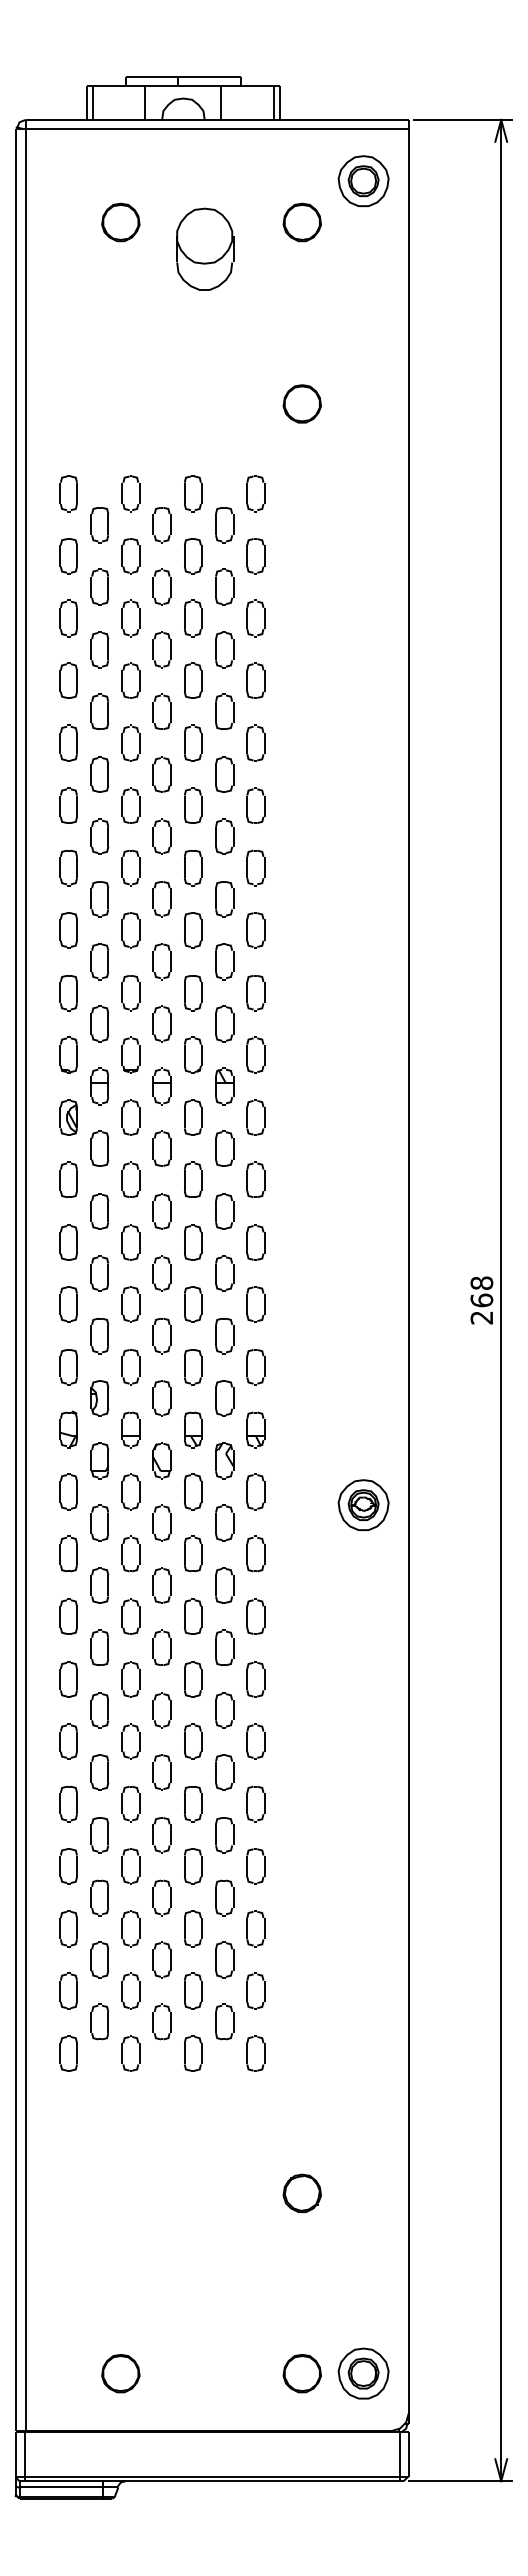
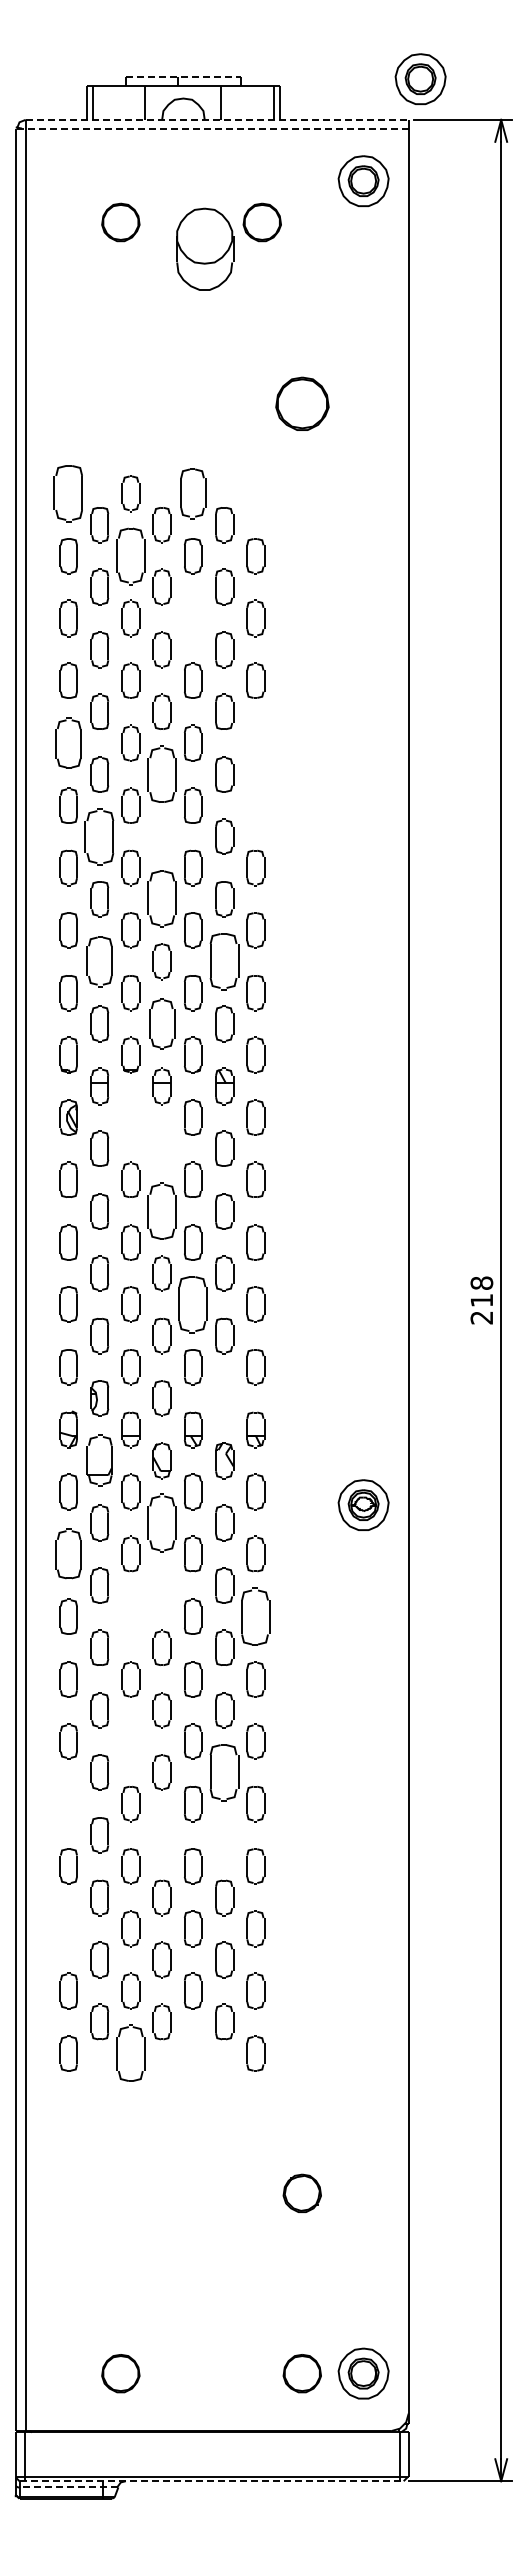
line: solid -> dashed (183, 77)
part: none -> present (420, 78)
line: solid -> dashed (217, 119)
line: solid -> dashed (210, 128)
part position: (301, 222) -> (261, 222) (261, 222)
part size: 40x40 px -> 55x55 px (302, 403)
part size: 19x38 px -> 30x58 px (67, 493)
part size: 19x38 px -> 27x52 px (193, 493)
part: present -> none (255, 493)
part size: 20x37 px -> 30x59 px (130, 556)
part: present -> none (193, 618)
part size: 19x38 px -> 27x52 px (68, 742)
part: present -> none (255, 742)
part size: 20x37 px -> 30x58 px (161, 773)
part: present -> none (255, 805)
part size: 20x37 px -> 31x58 px (99, 836)
part: present -> none (161, 836)
part size: 20x37 px -> 30x58 px (161, 898)
part size: 20x38 px -> 27x52 px (99, 961)
part size: 20x38 px -> 31x58 px (224, 961)
part size: 20x38 px -> 27x52 px (162, 1023)
part: present -> none (130, 1117)
part: present -> none (161, 1148)
part size: 20x37 px -> 30x58 px (161, 1210)
text: 268 -> 218 (481, 1300)
part size: 19x37 px -> 30x58 px (192, 1304)
part: present -> none (224, 1398)
part size: 20x38 px -> 27x53 px (99, 1460)
part size: 20x38 px -> 30x60 px (161, 1522)
part size: 19x38 px -> 27x52 px (68, 1553)
part: present -> none (161, 1585)
part: present -> none (130, 1616)
part size: 20x37 px -> 30x59 px (255, 1616)
part: present -> none (130, 1741)
part size: 20x37 px -> 31x58 px (224, 1772)
part: present -> none (68, 1803)
part: present -> none (161, 1835)
part: present -> none (224, 1835)
part: present -> none (68, 1928)
part size: 20x37 px -> 30x58 px (130, 2052)
part: present -> none (193, 2053)
line: solid -> dashed (212, 2481)
line: solid -> dashed (68, 2487)
